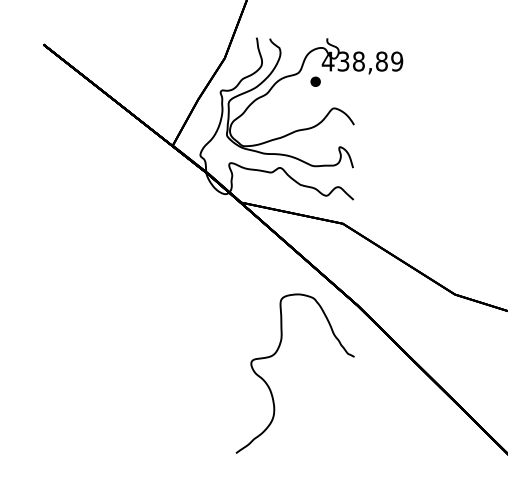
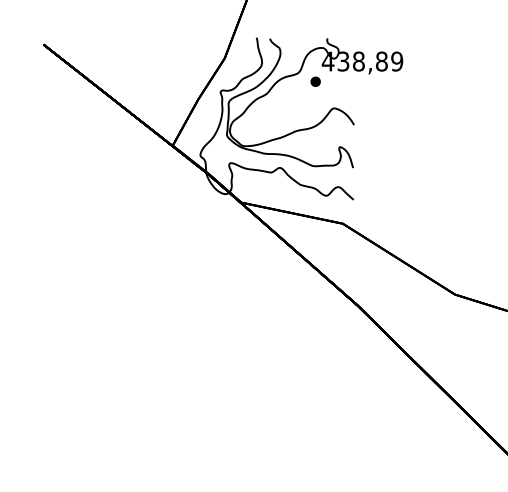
curve: present -> none (275, 354)
